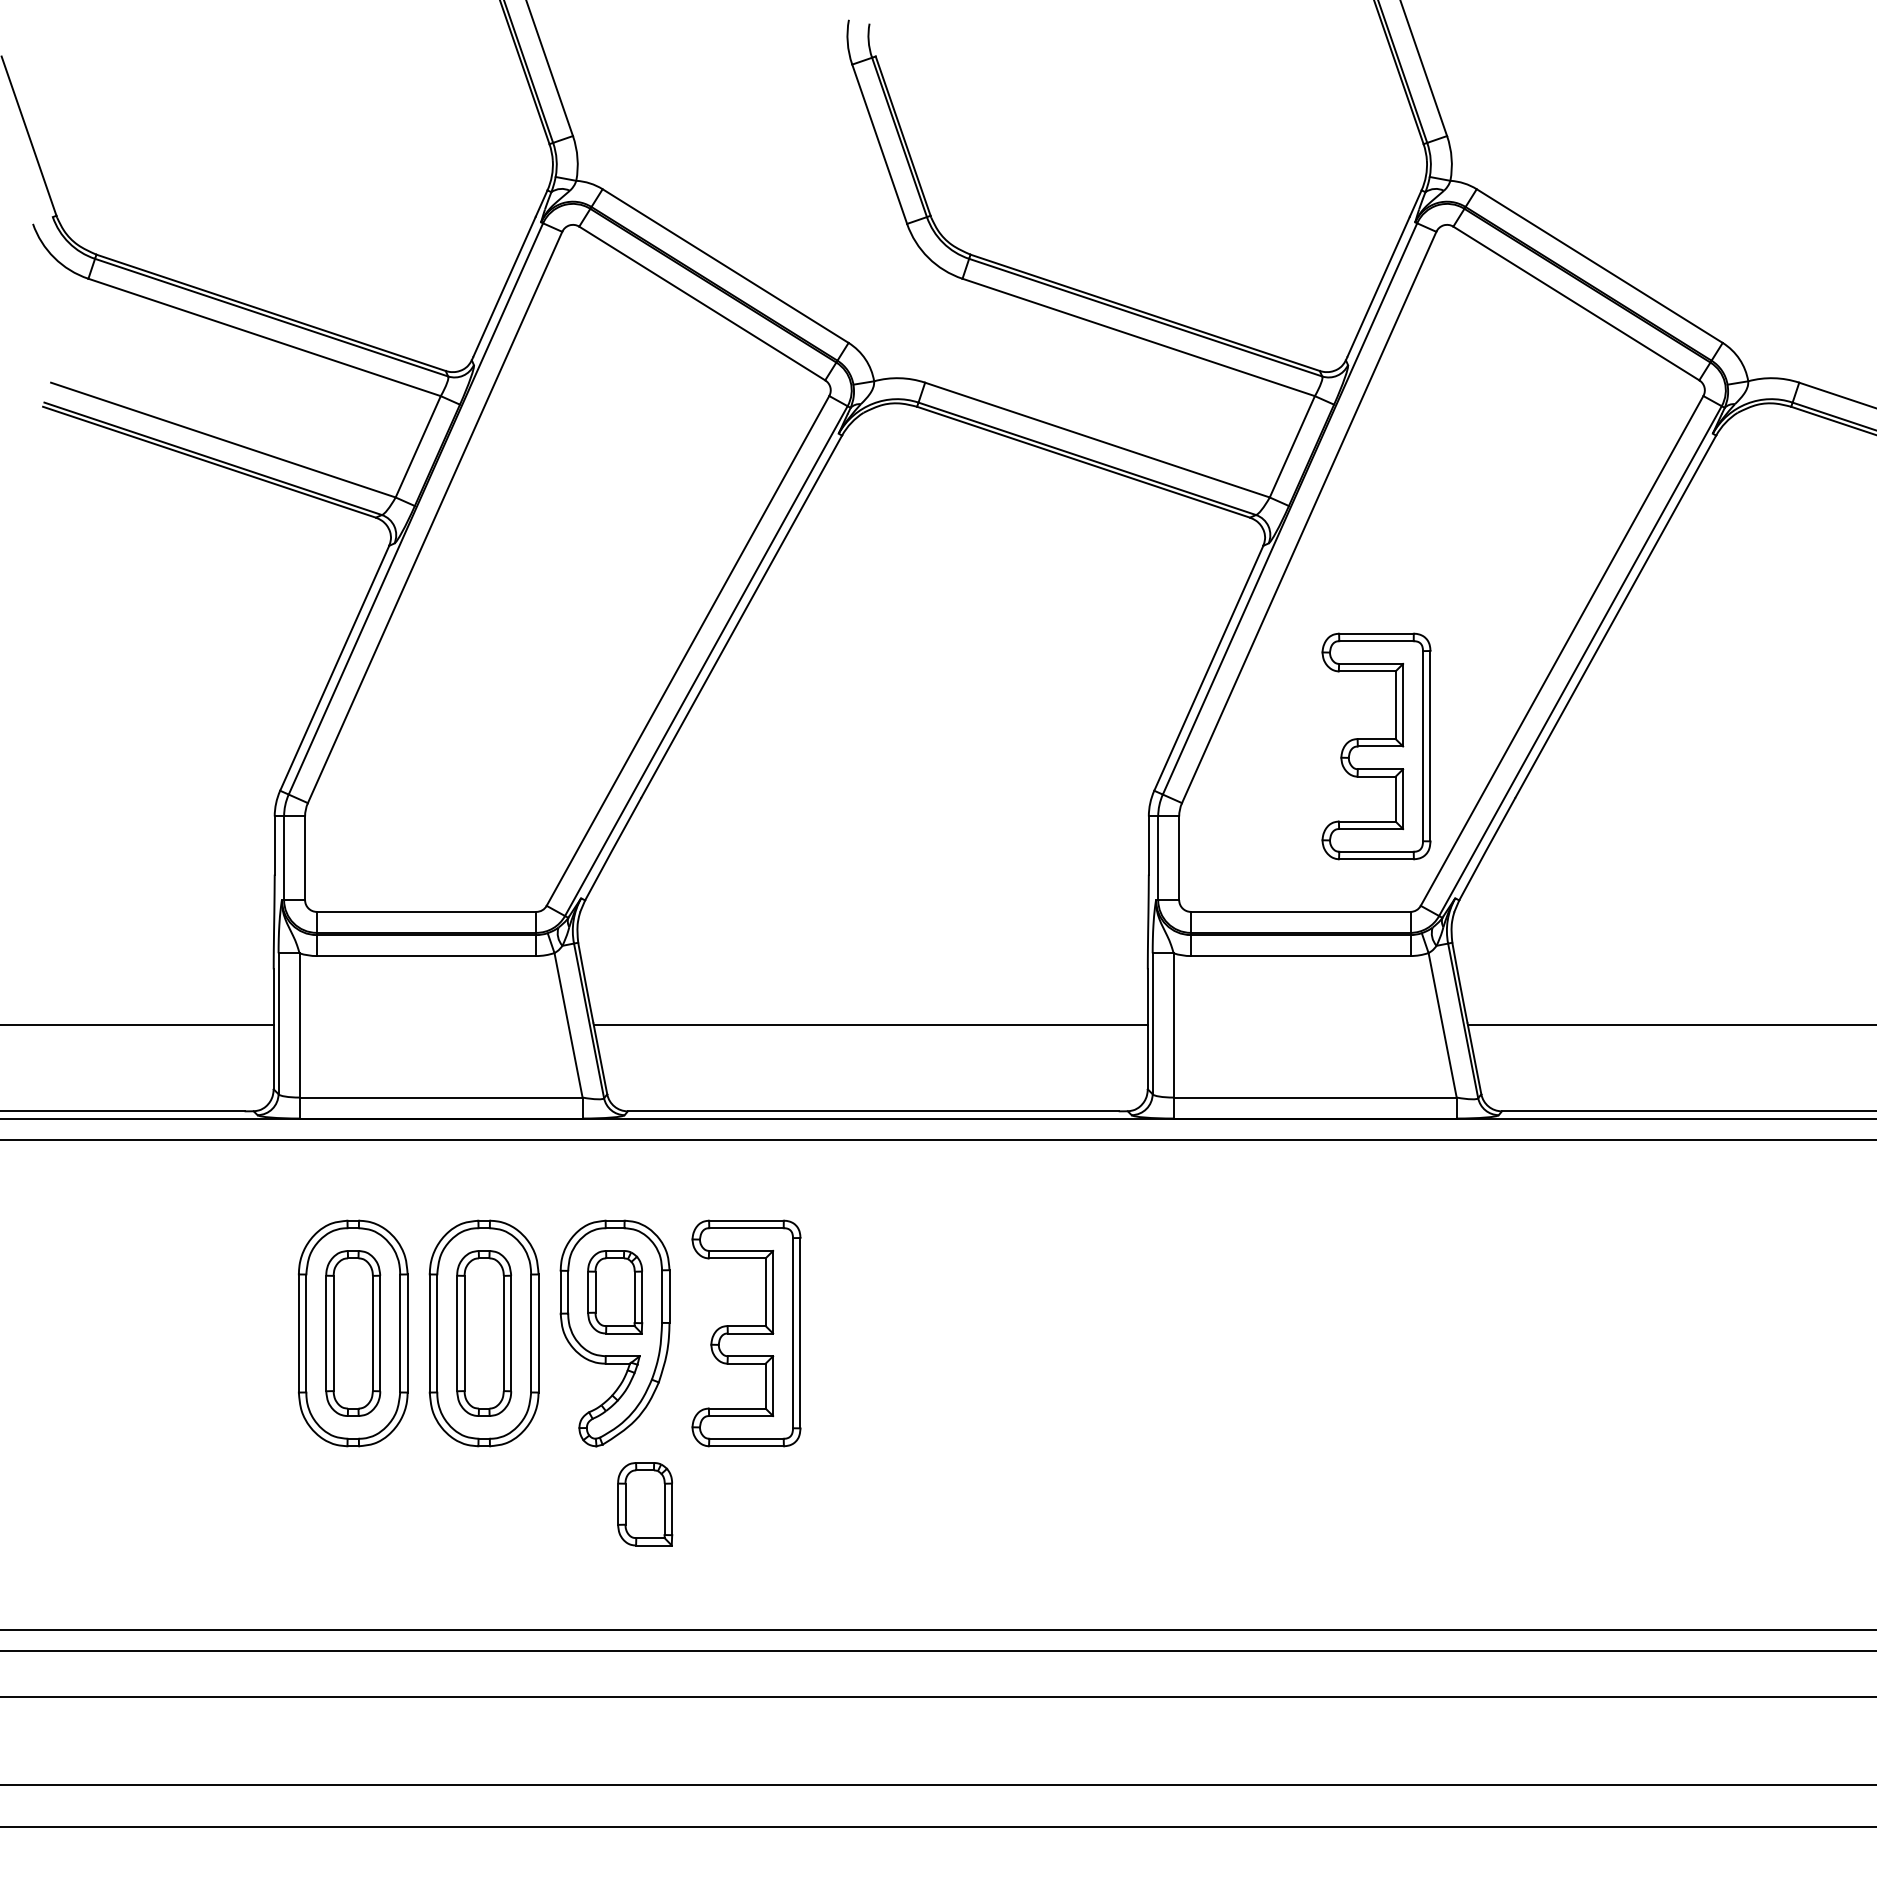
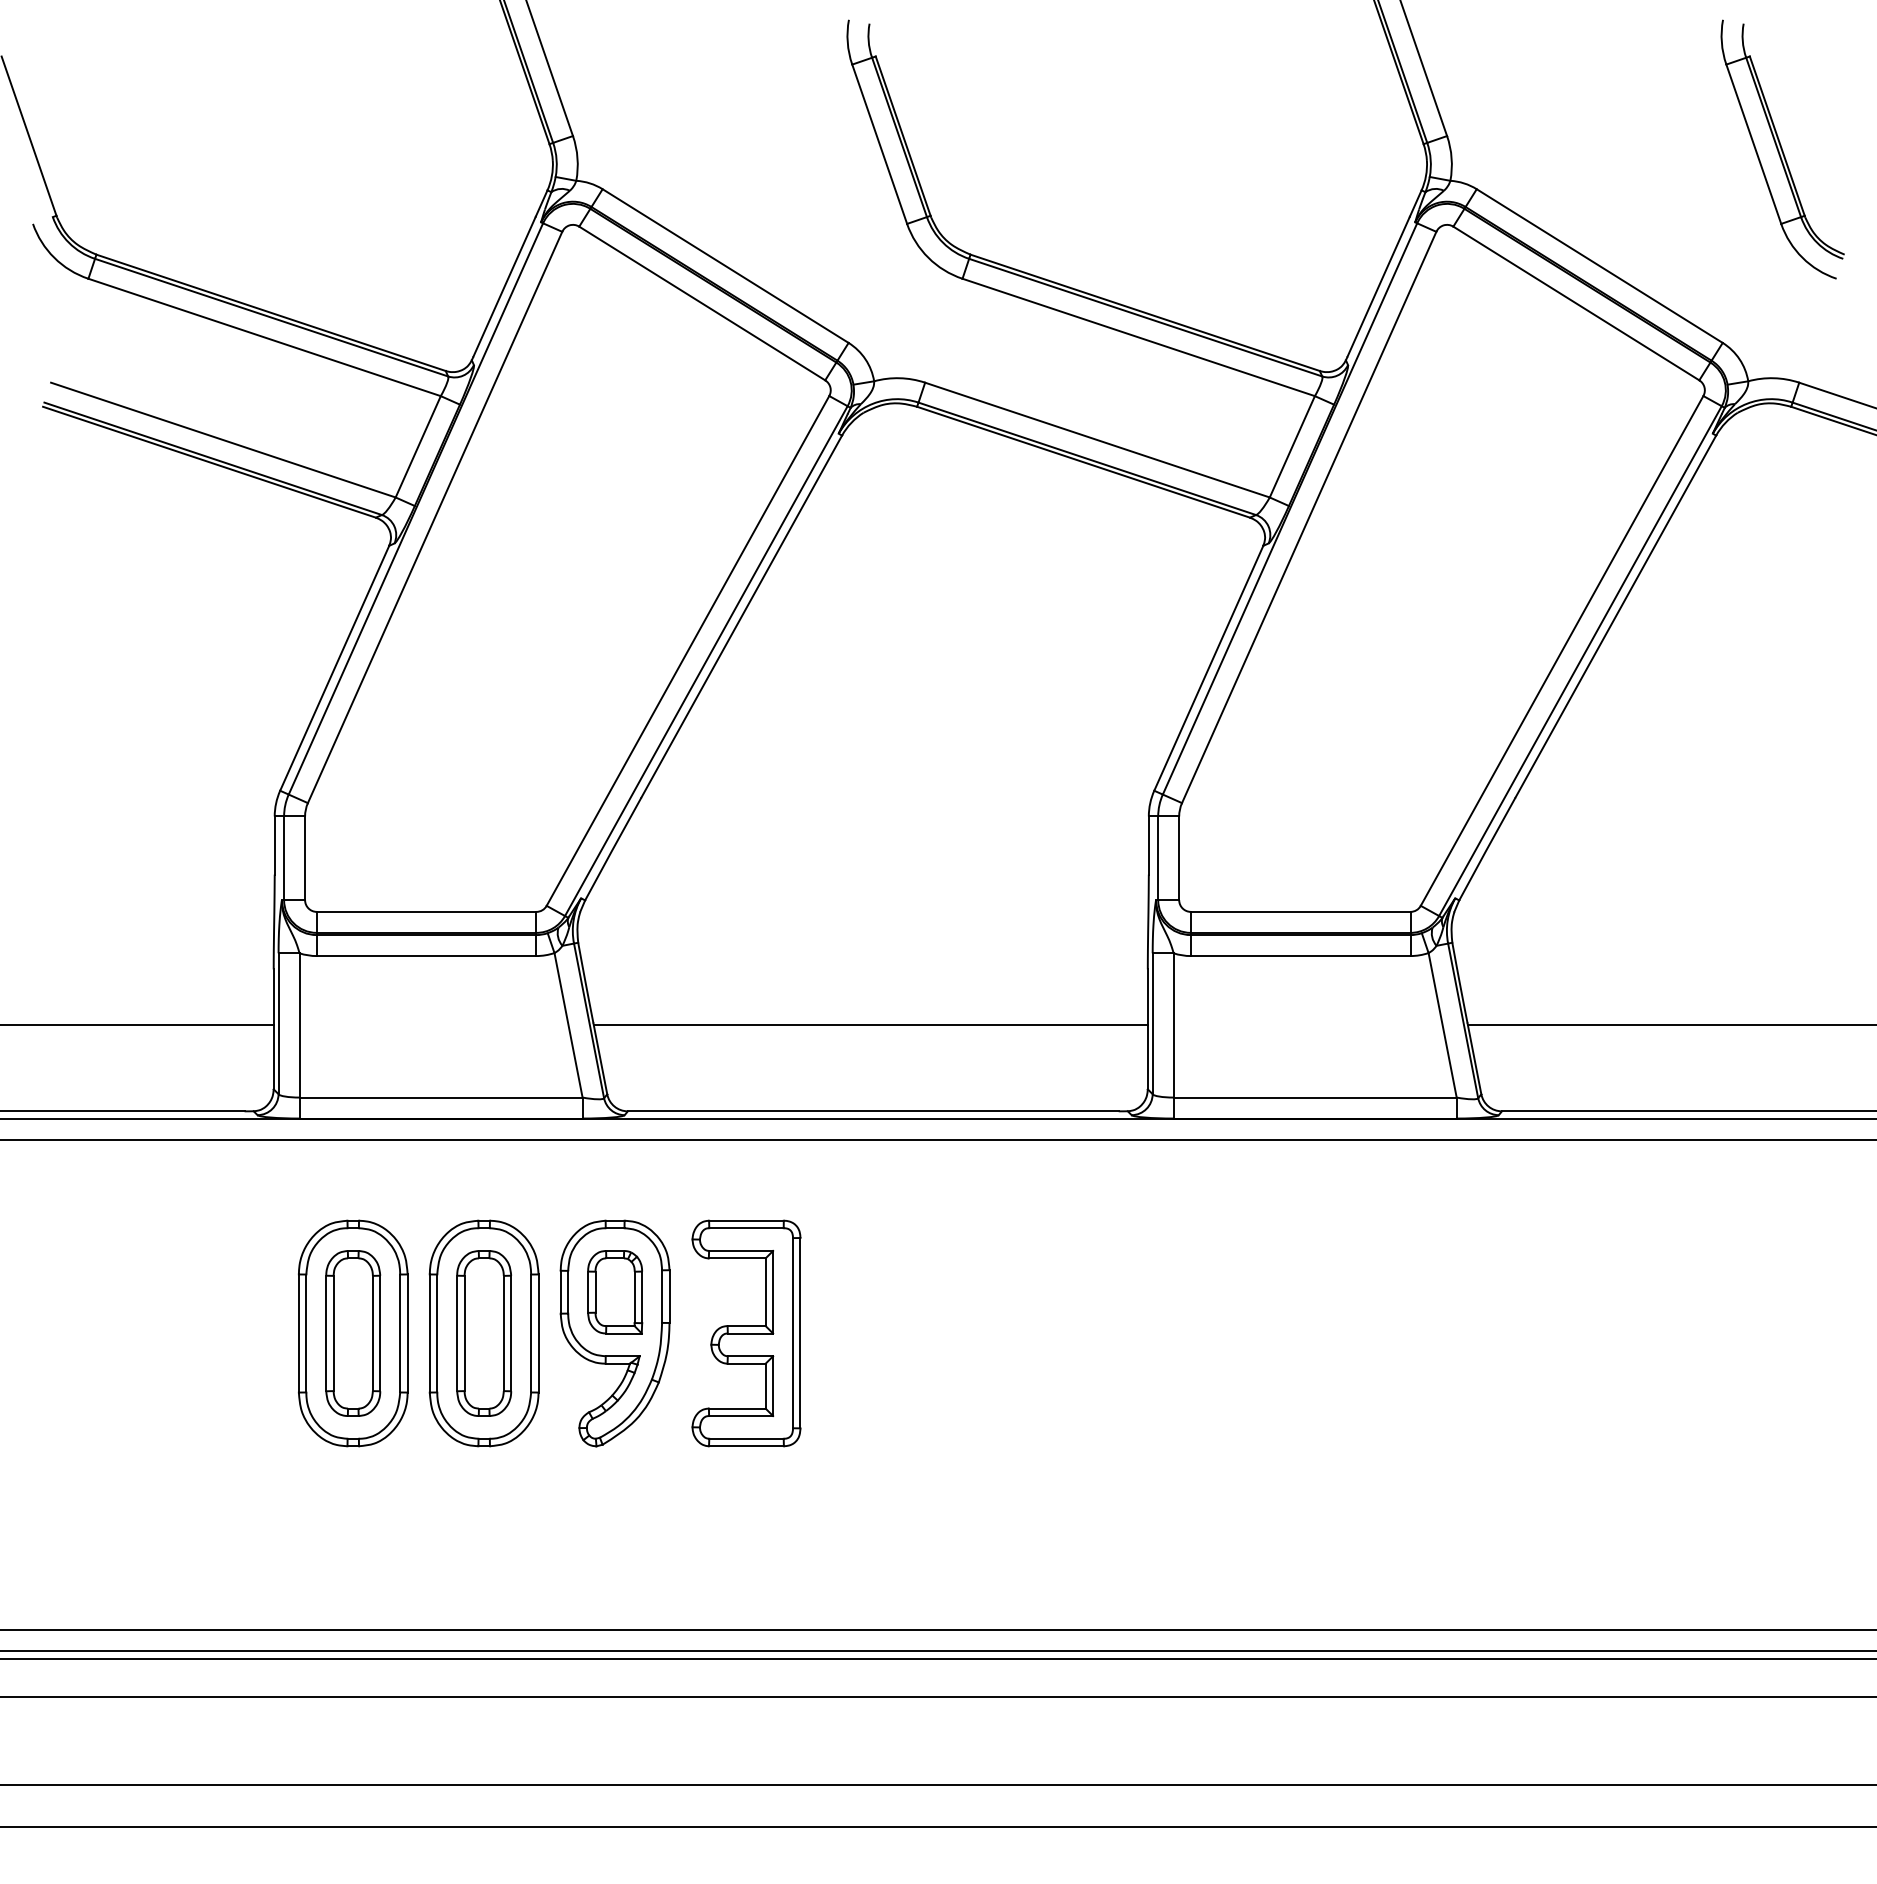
part: none -> present (1782, 149)
part: present -> none (1376, 746)
part: present -> none (645, 1504)
line: none -> present (937, 1658)
